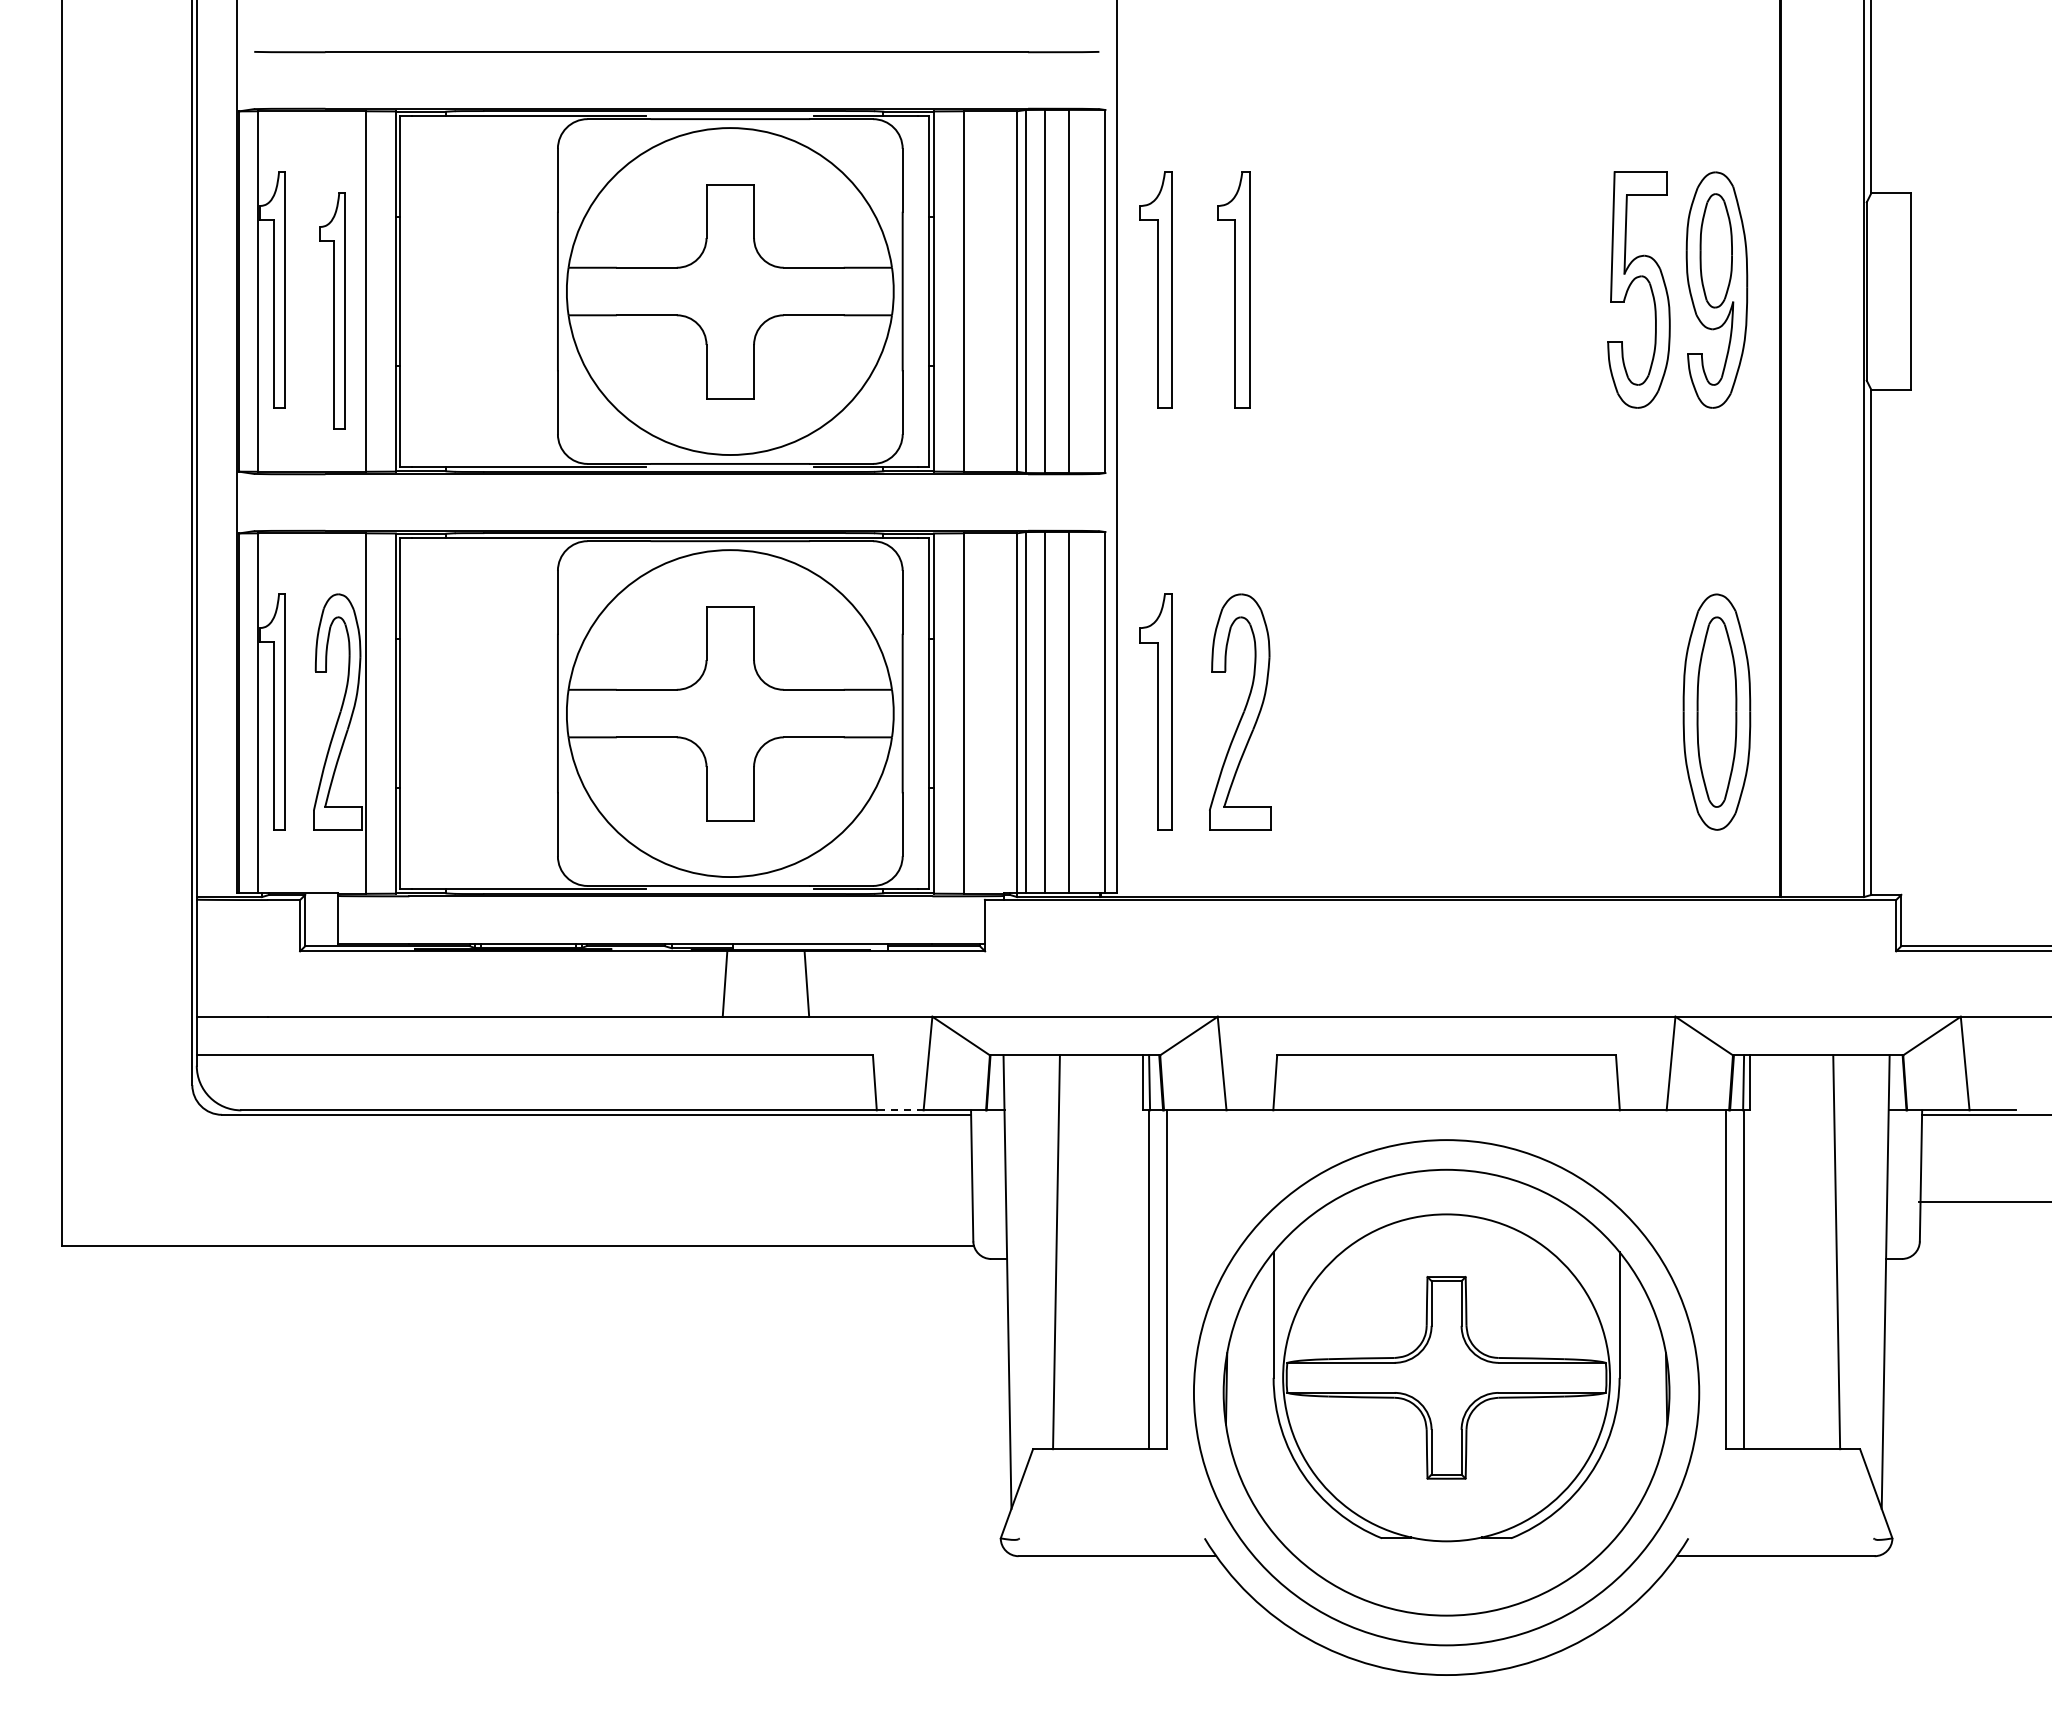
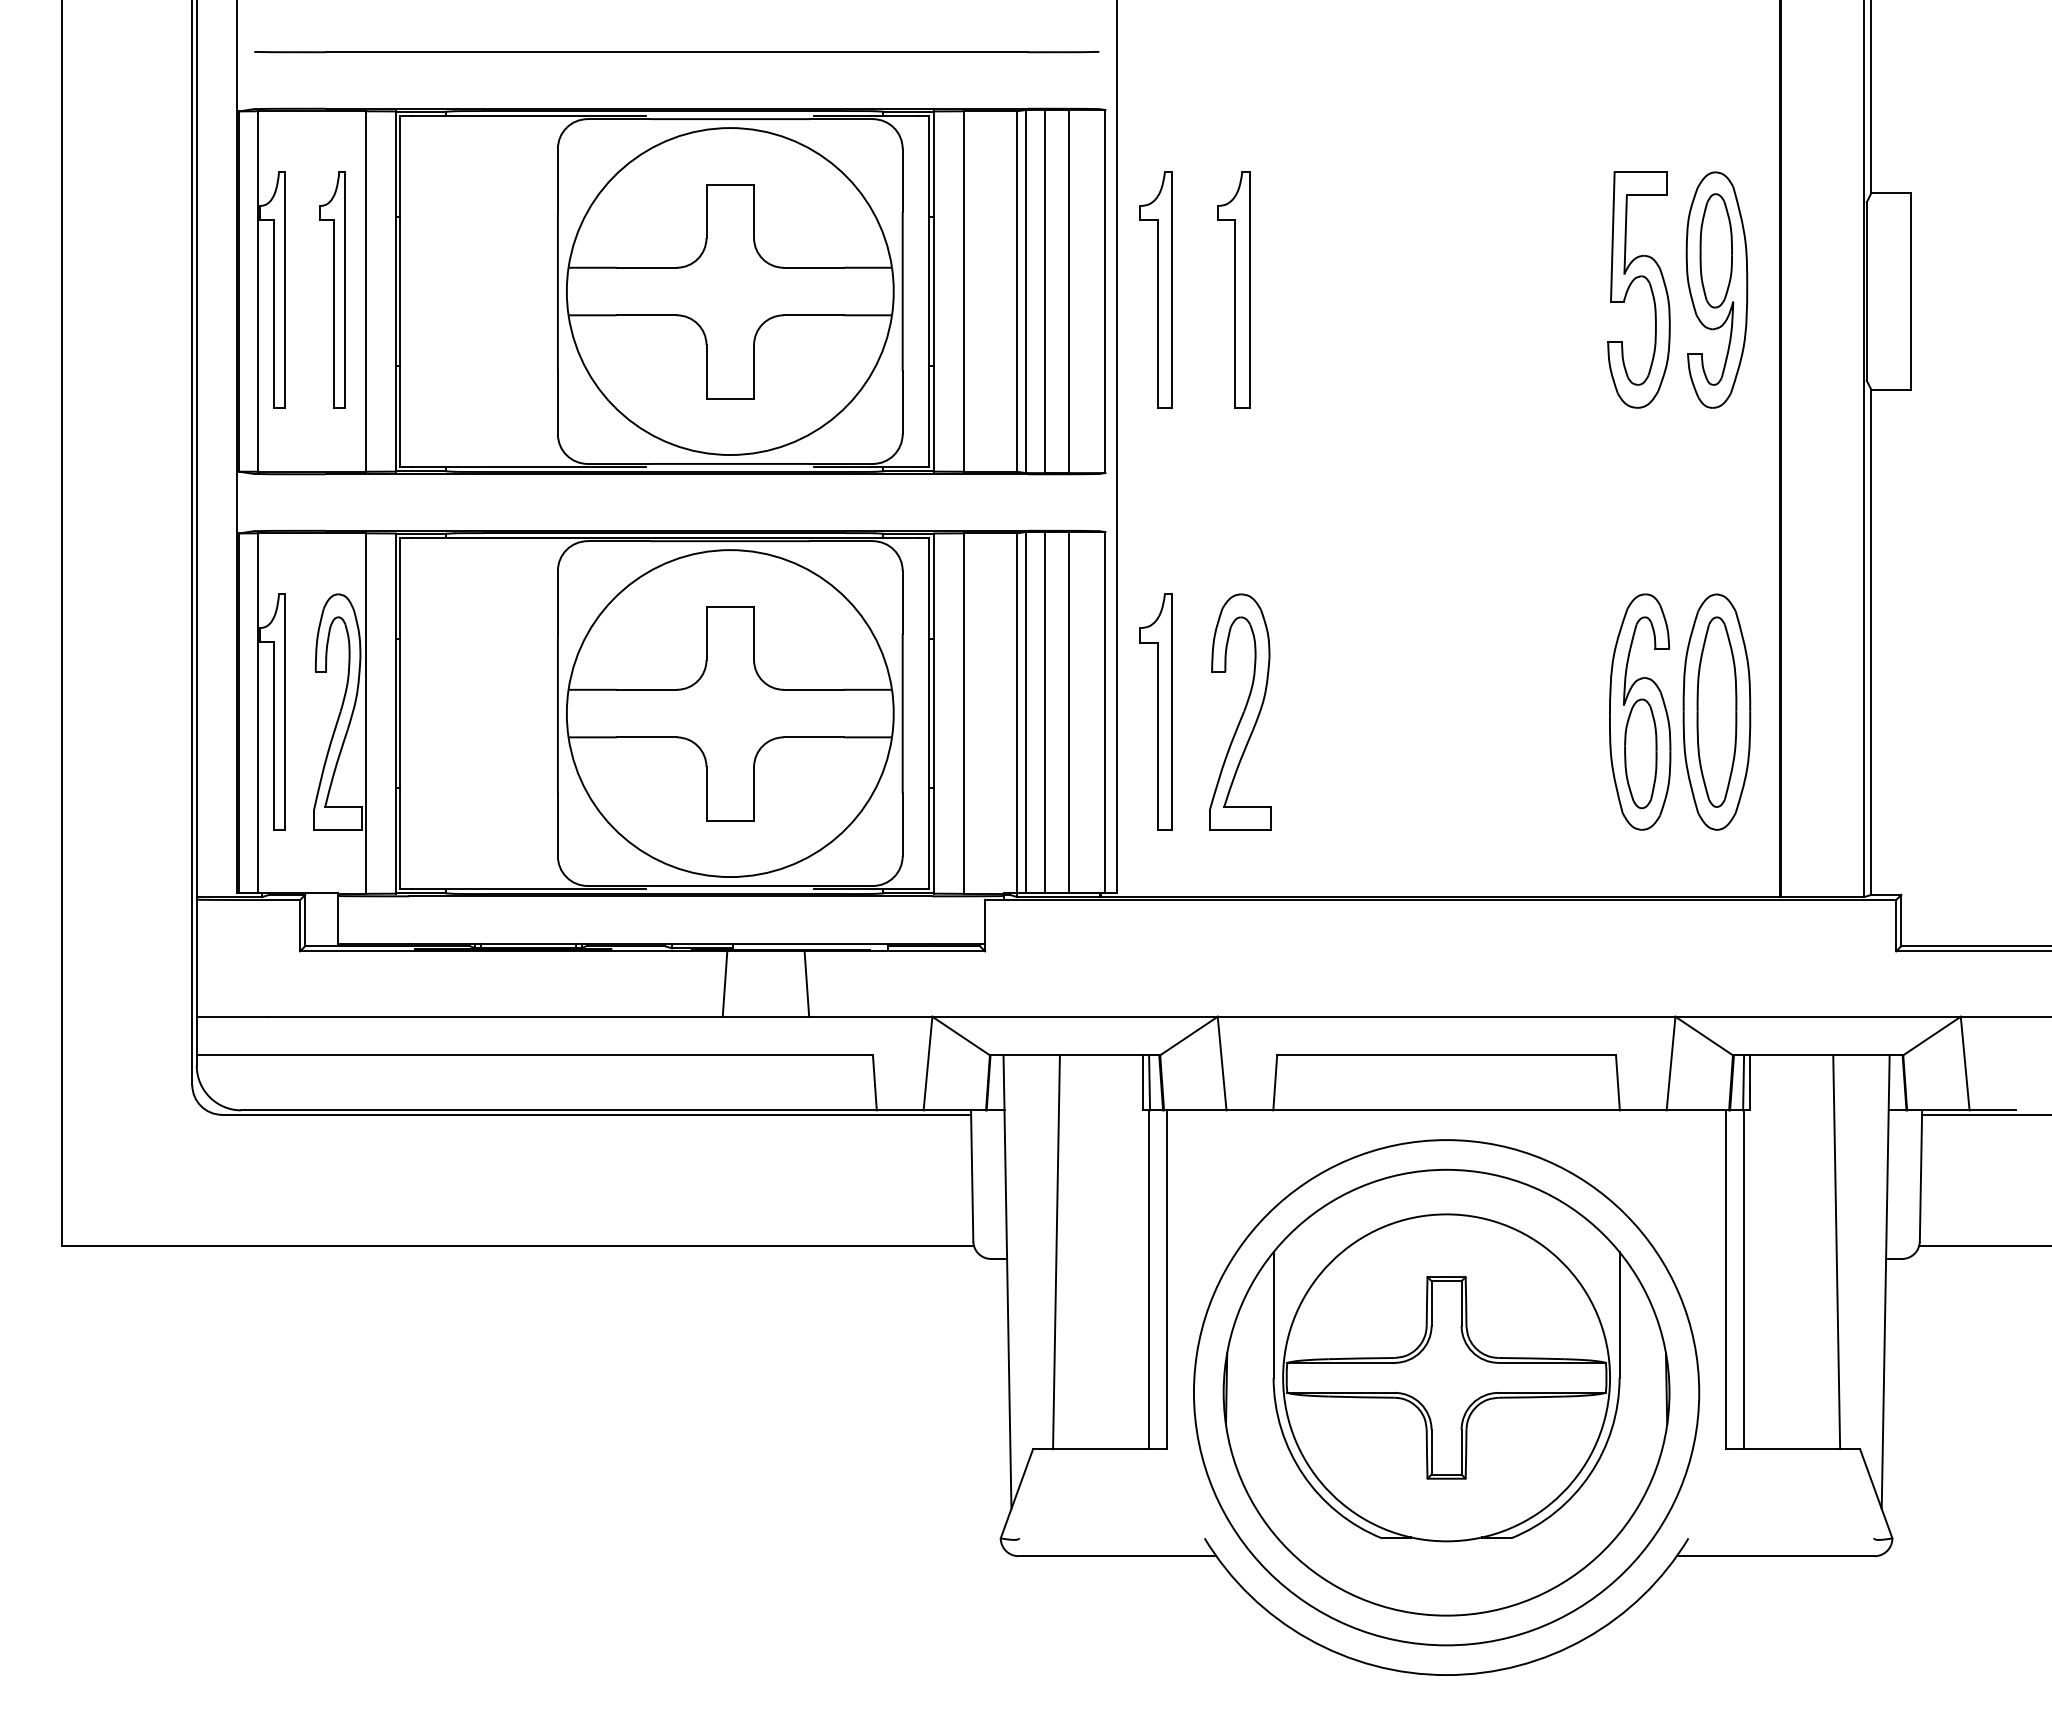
part position: (332, 310) -> (332, 289) (332, 289)
part: none -> present (1640, 711)
line: dashed -> solid (899, 1110)
line position: (1983, 1201) -> (1983, 1245) (1983, 1245)
